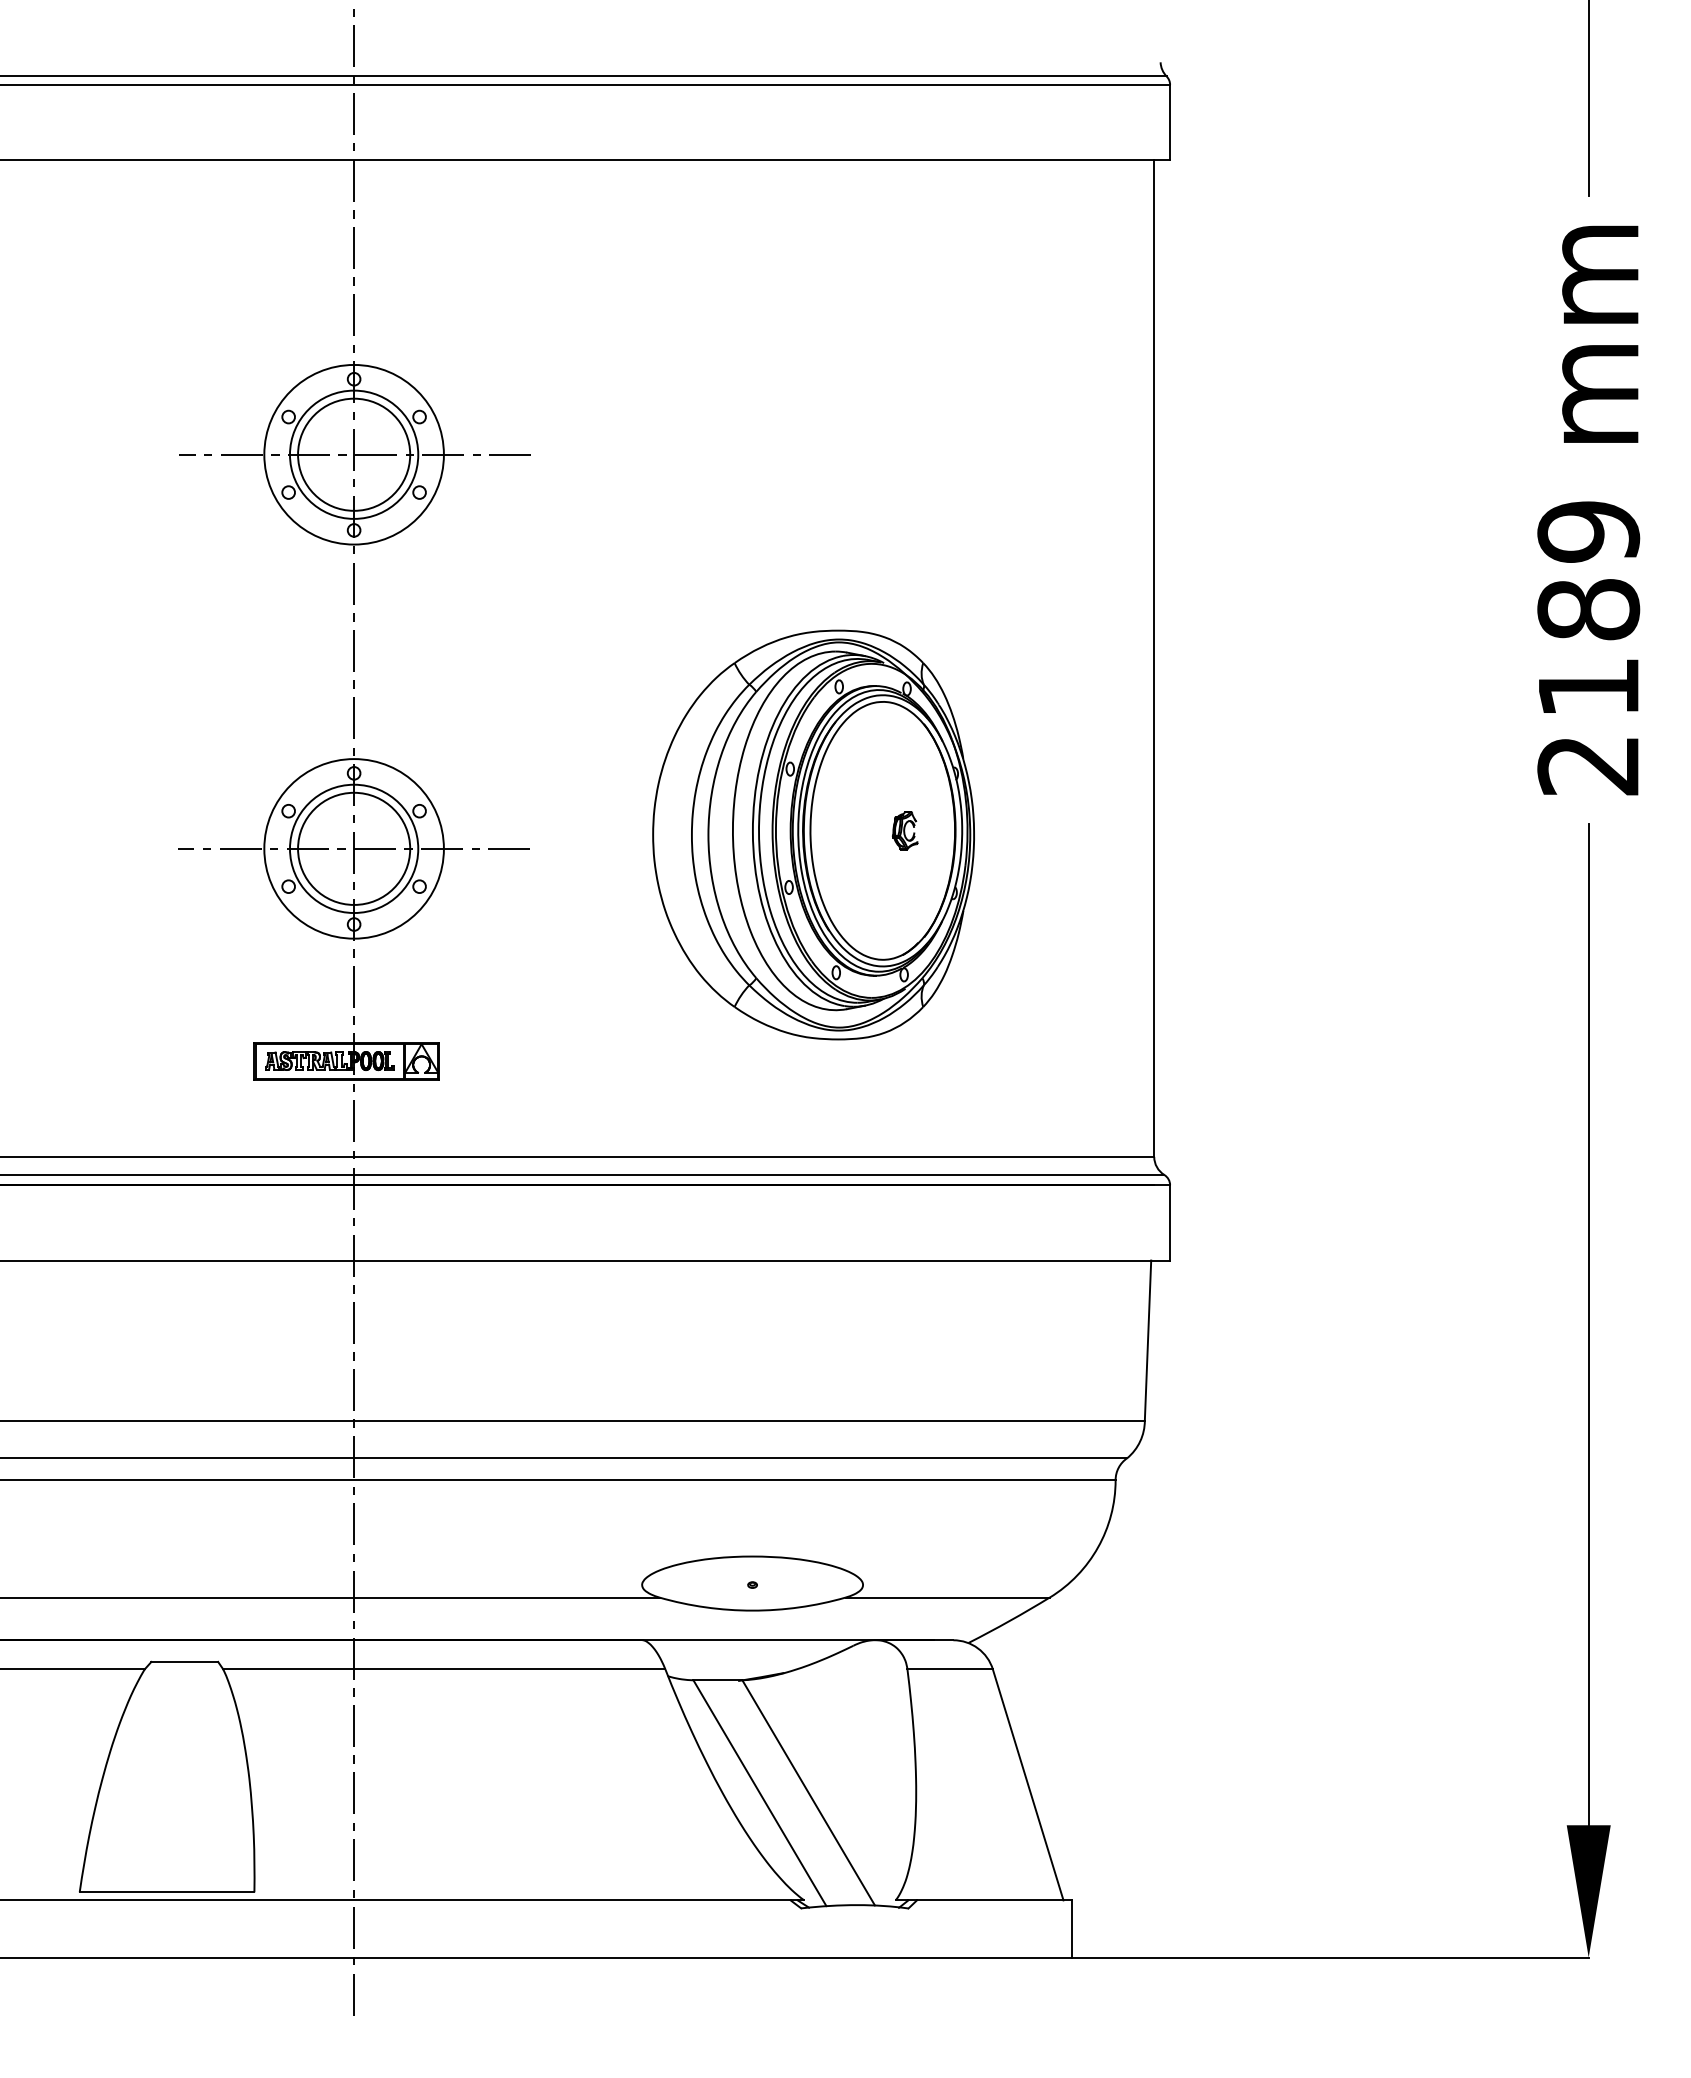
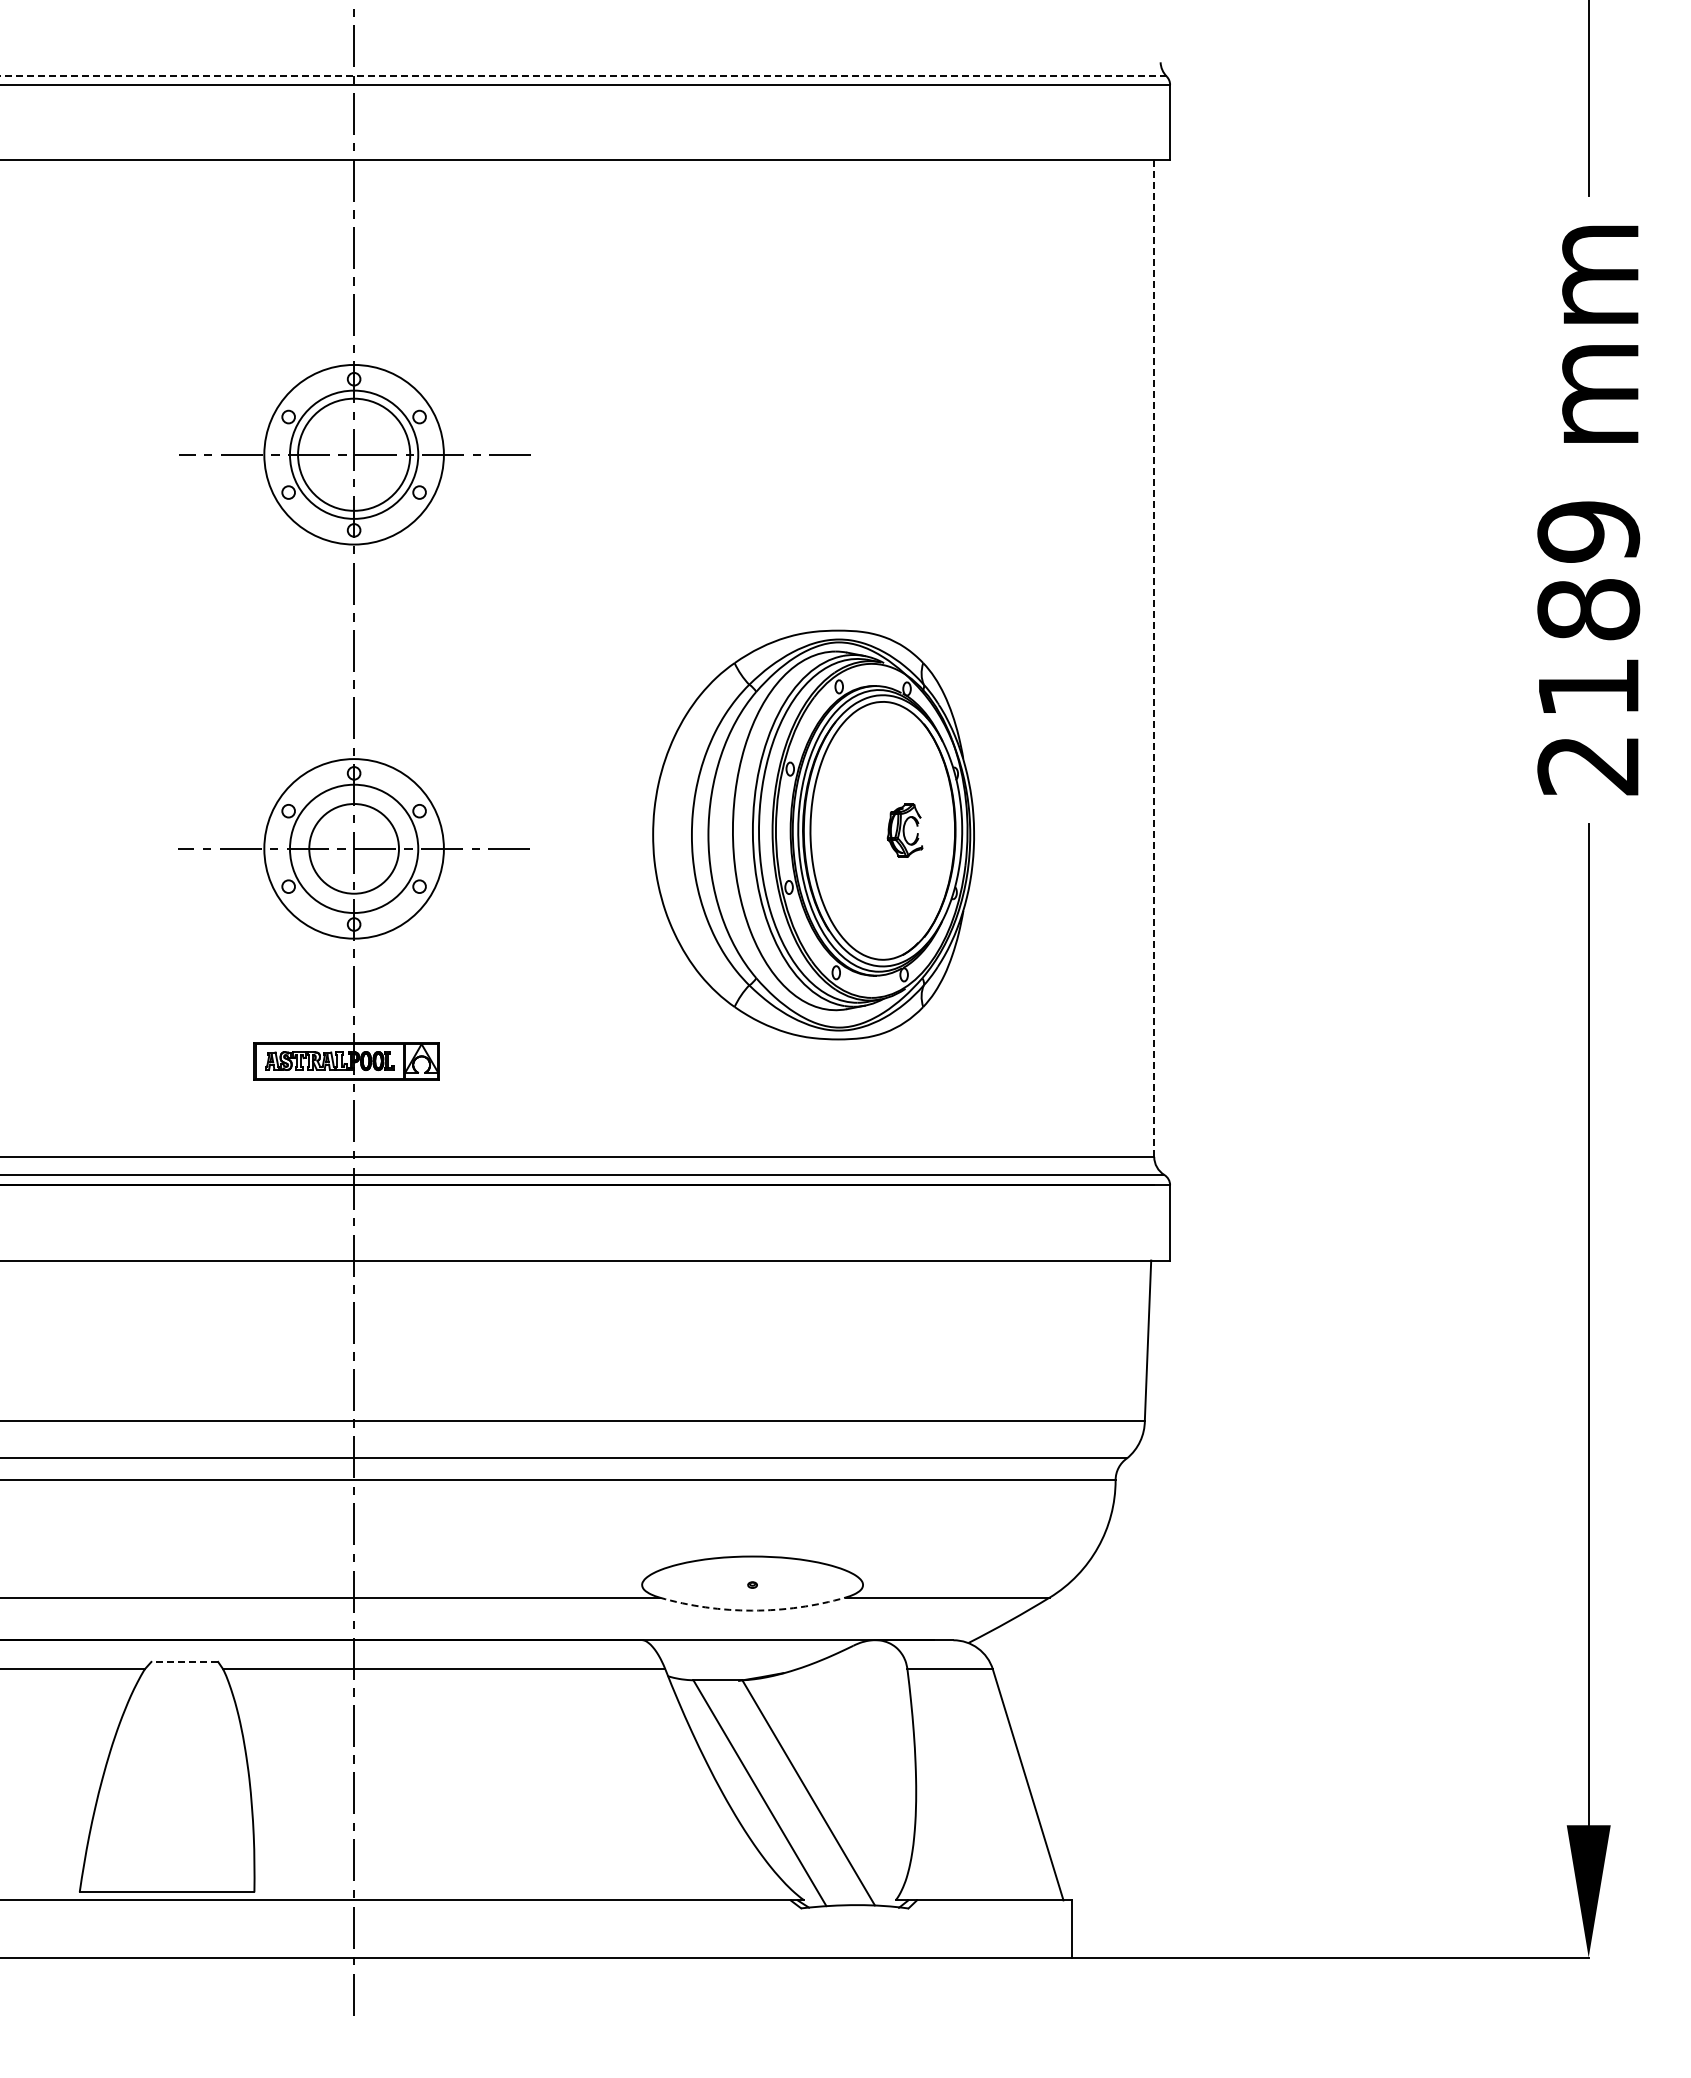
line: solid -> dashed (583, 76)
line: solid -> dashed (1154, 658)
part size: 27x40 px -> 38x55 px (904, 830)
circle diameter: 112 px -> 90 px (353, 848)
arc: solid -> dashed (752, 1610)
line: solid -> dashed (184, 1661)
